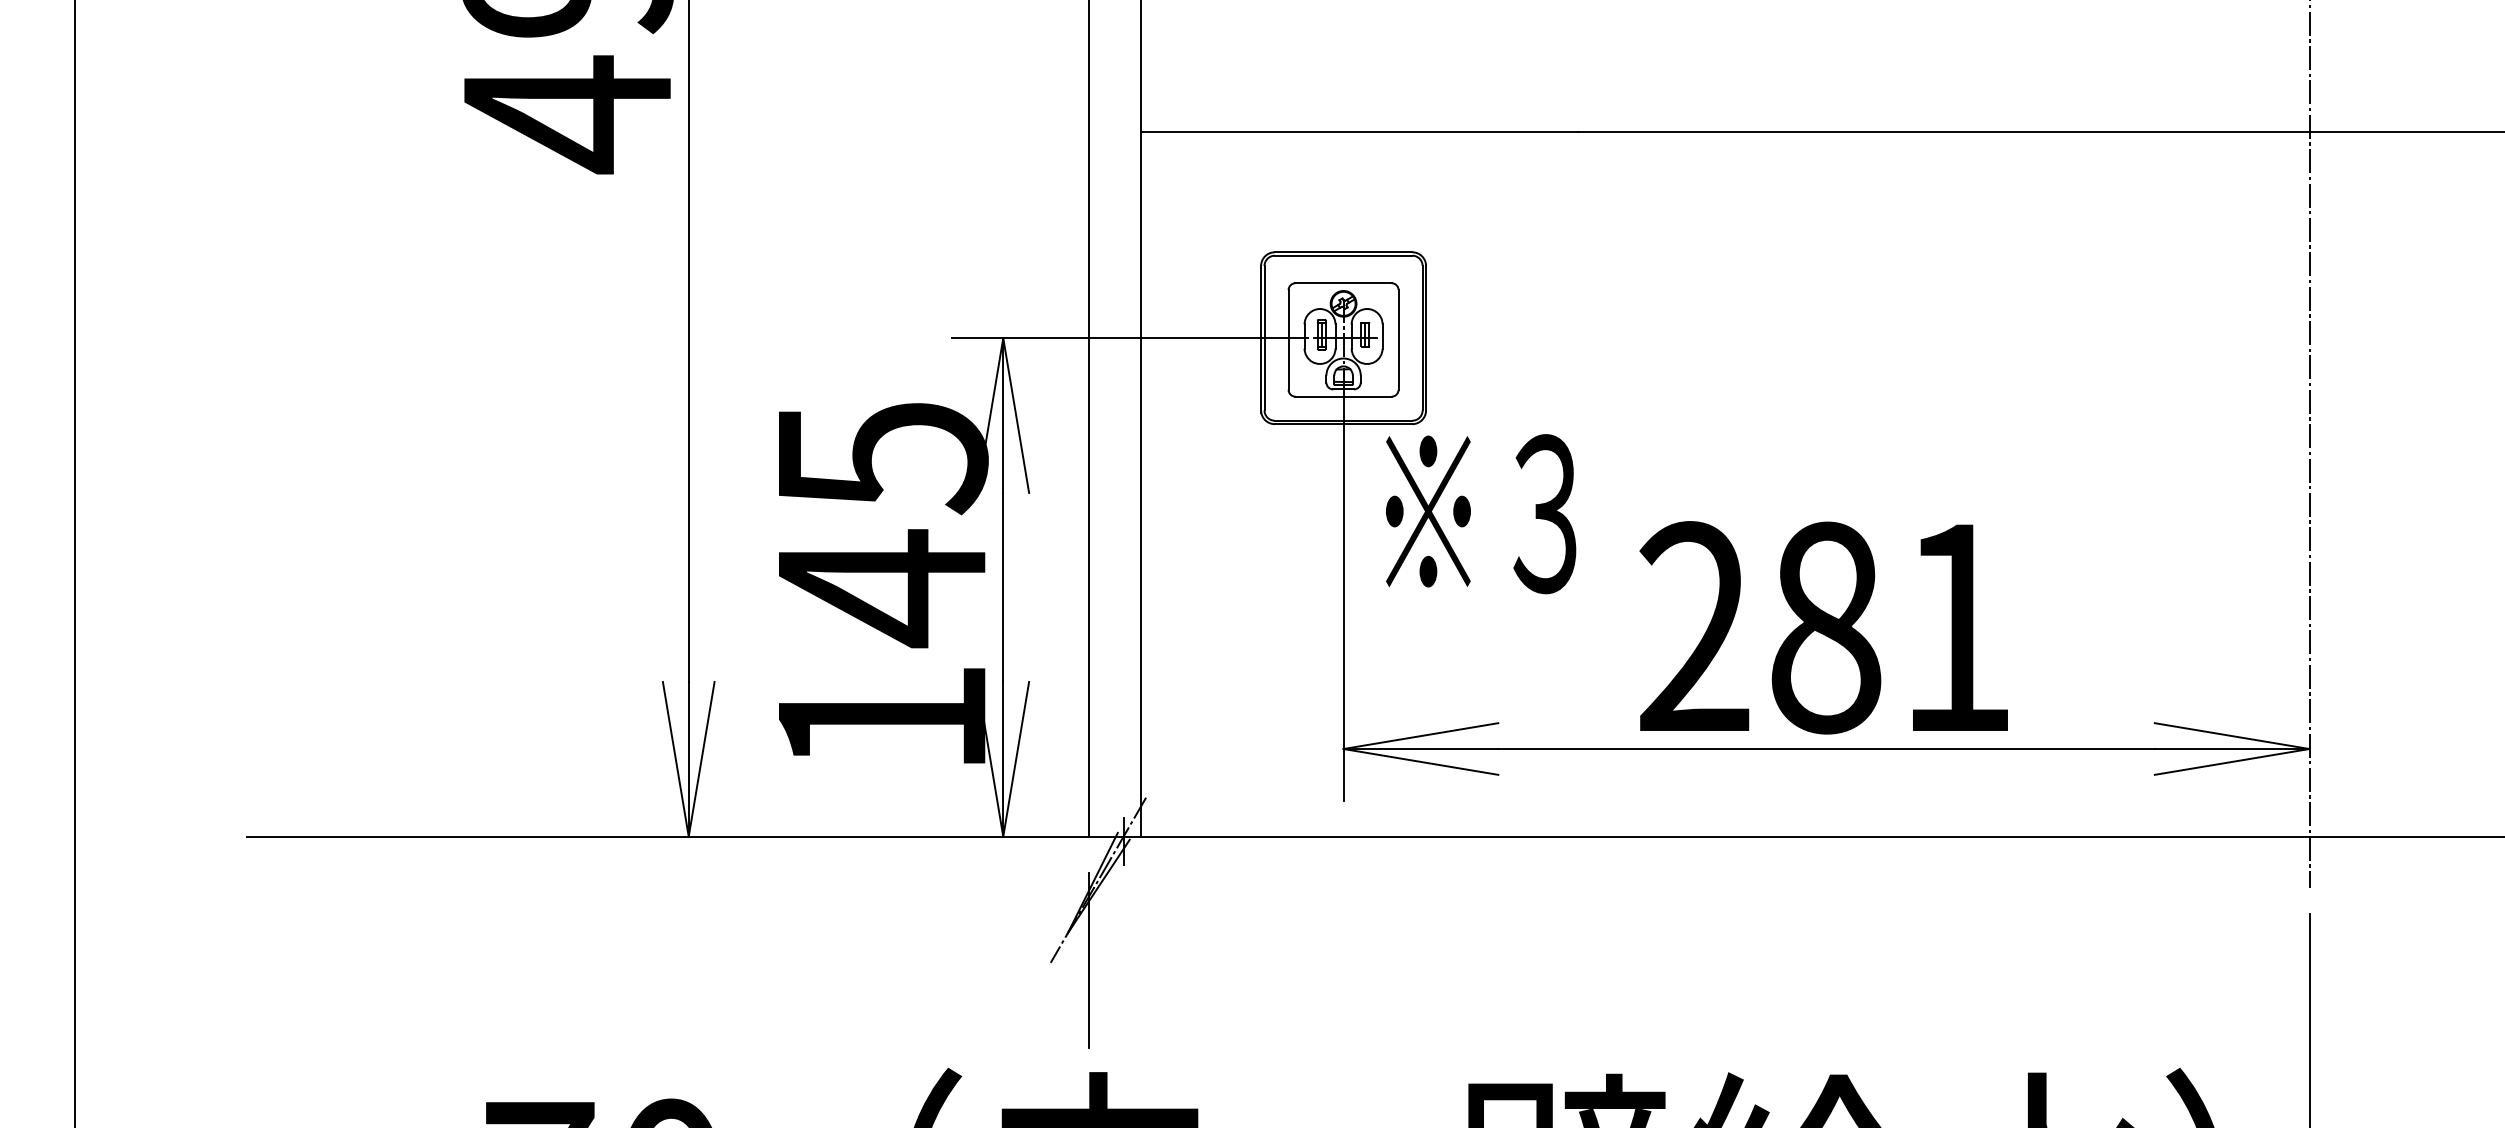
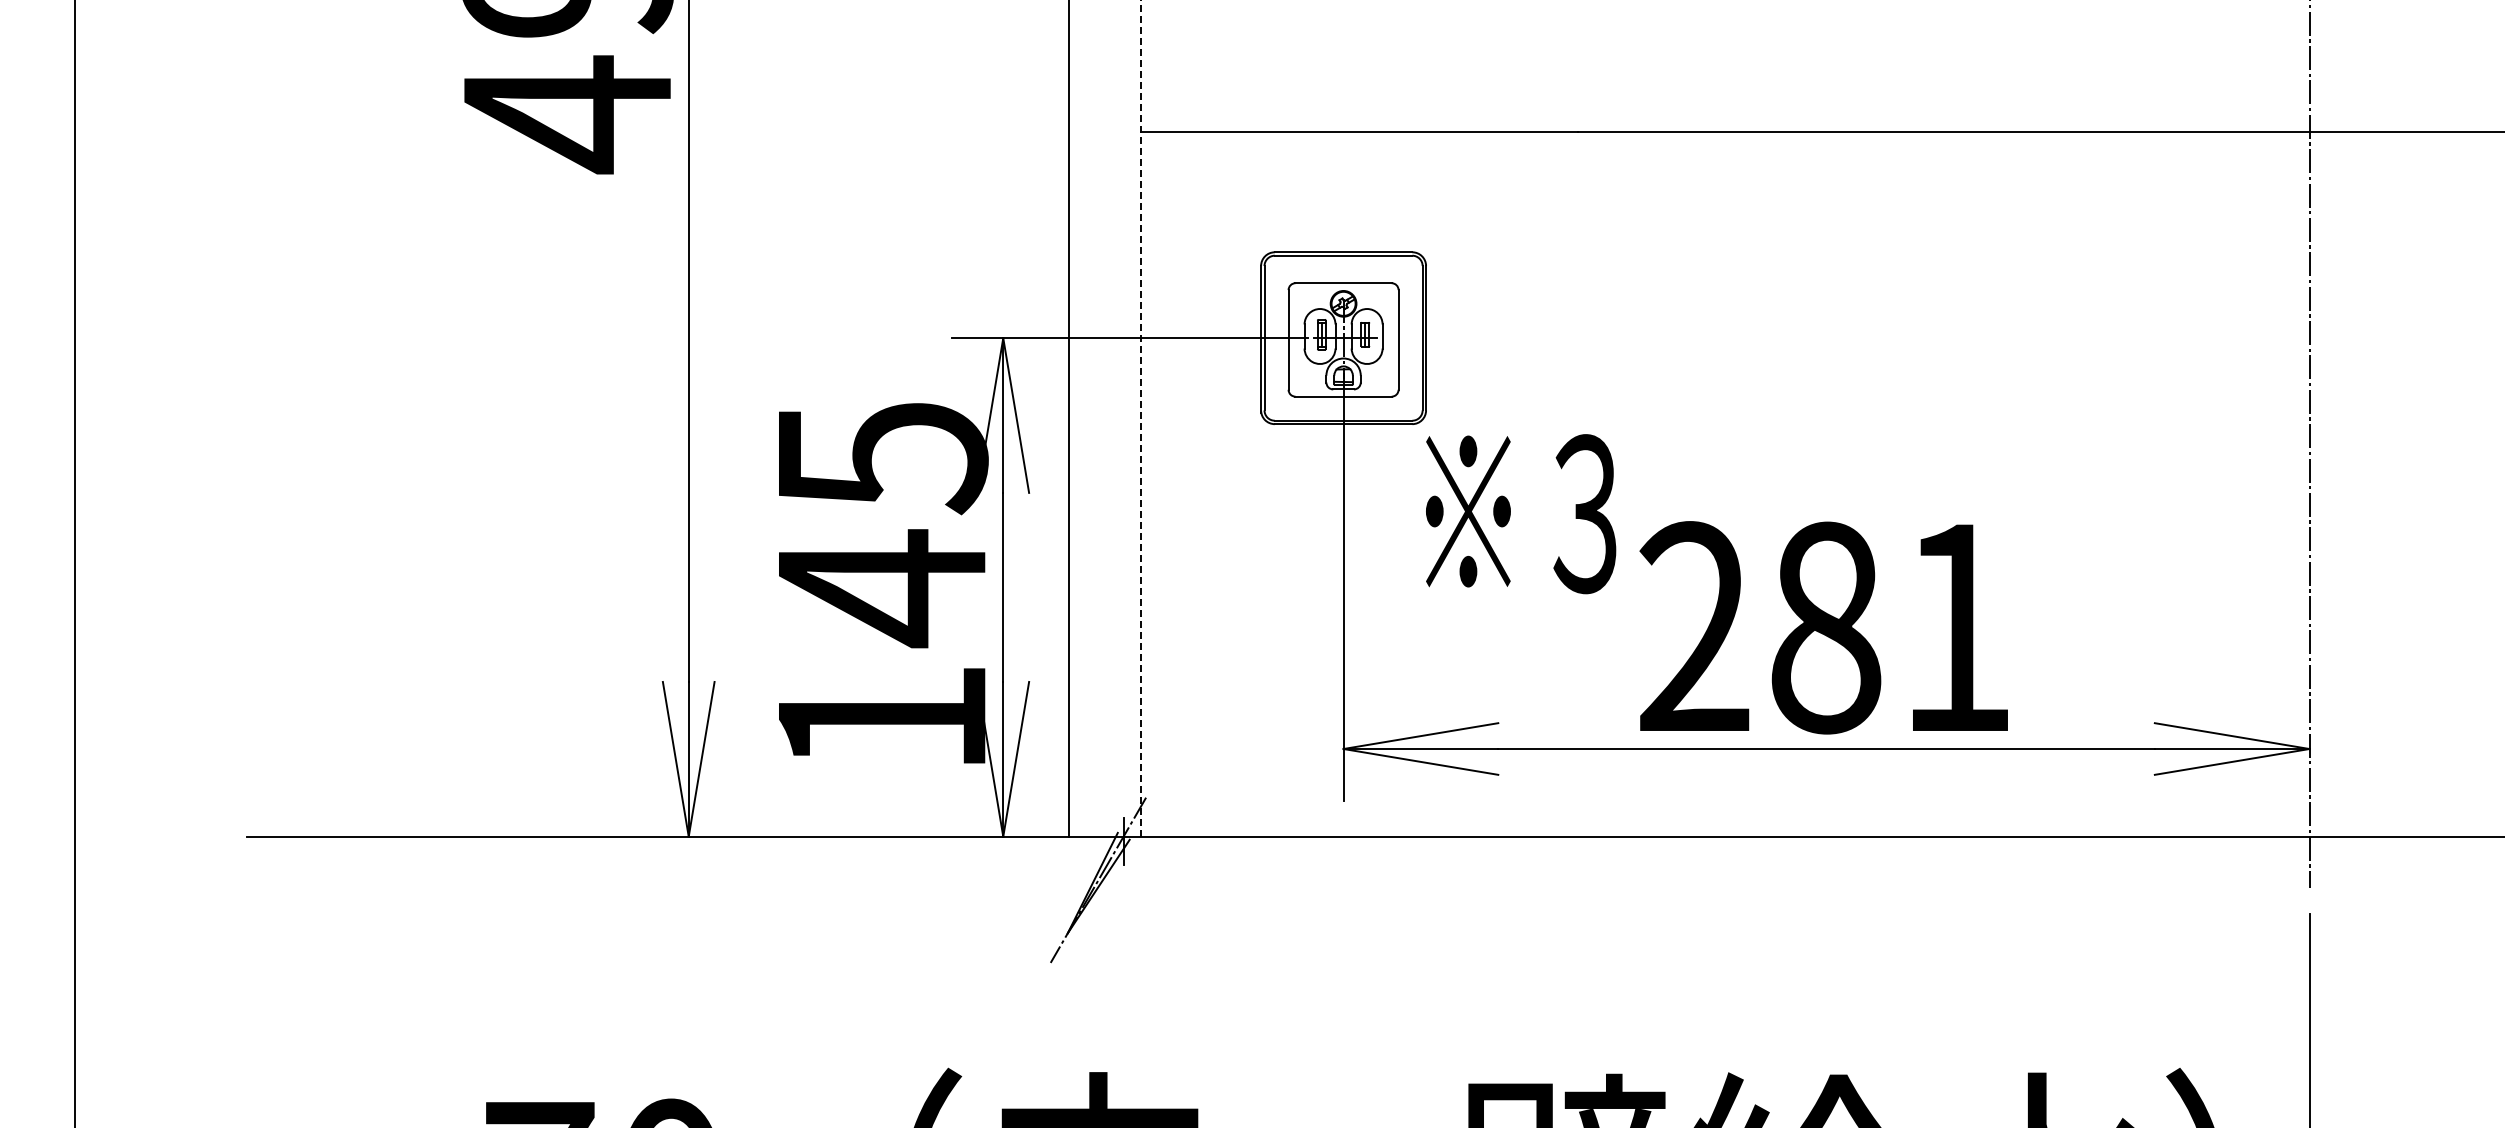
line: solid -> dashed (1140, 418)
line position: (1089, 419) -> (1069, 419) (1069, 419)
text position: (1481, 514) -> (1521, 514) (1521, 514)
line: present -> none (1089, 960)
